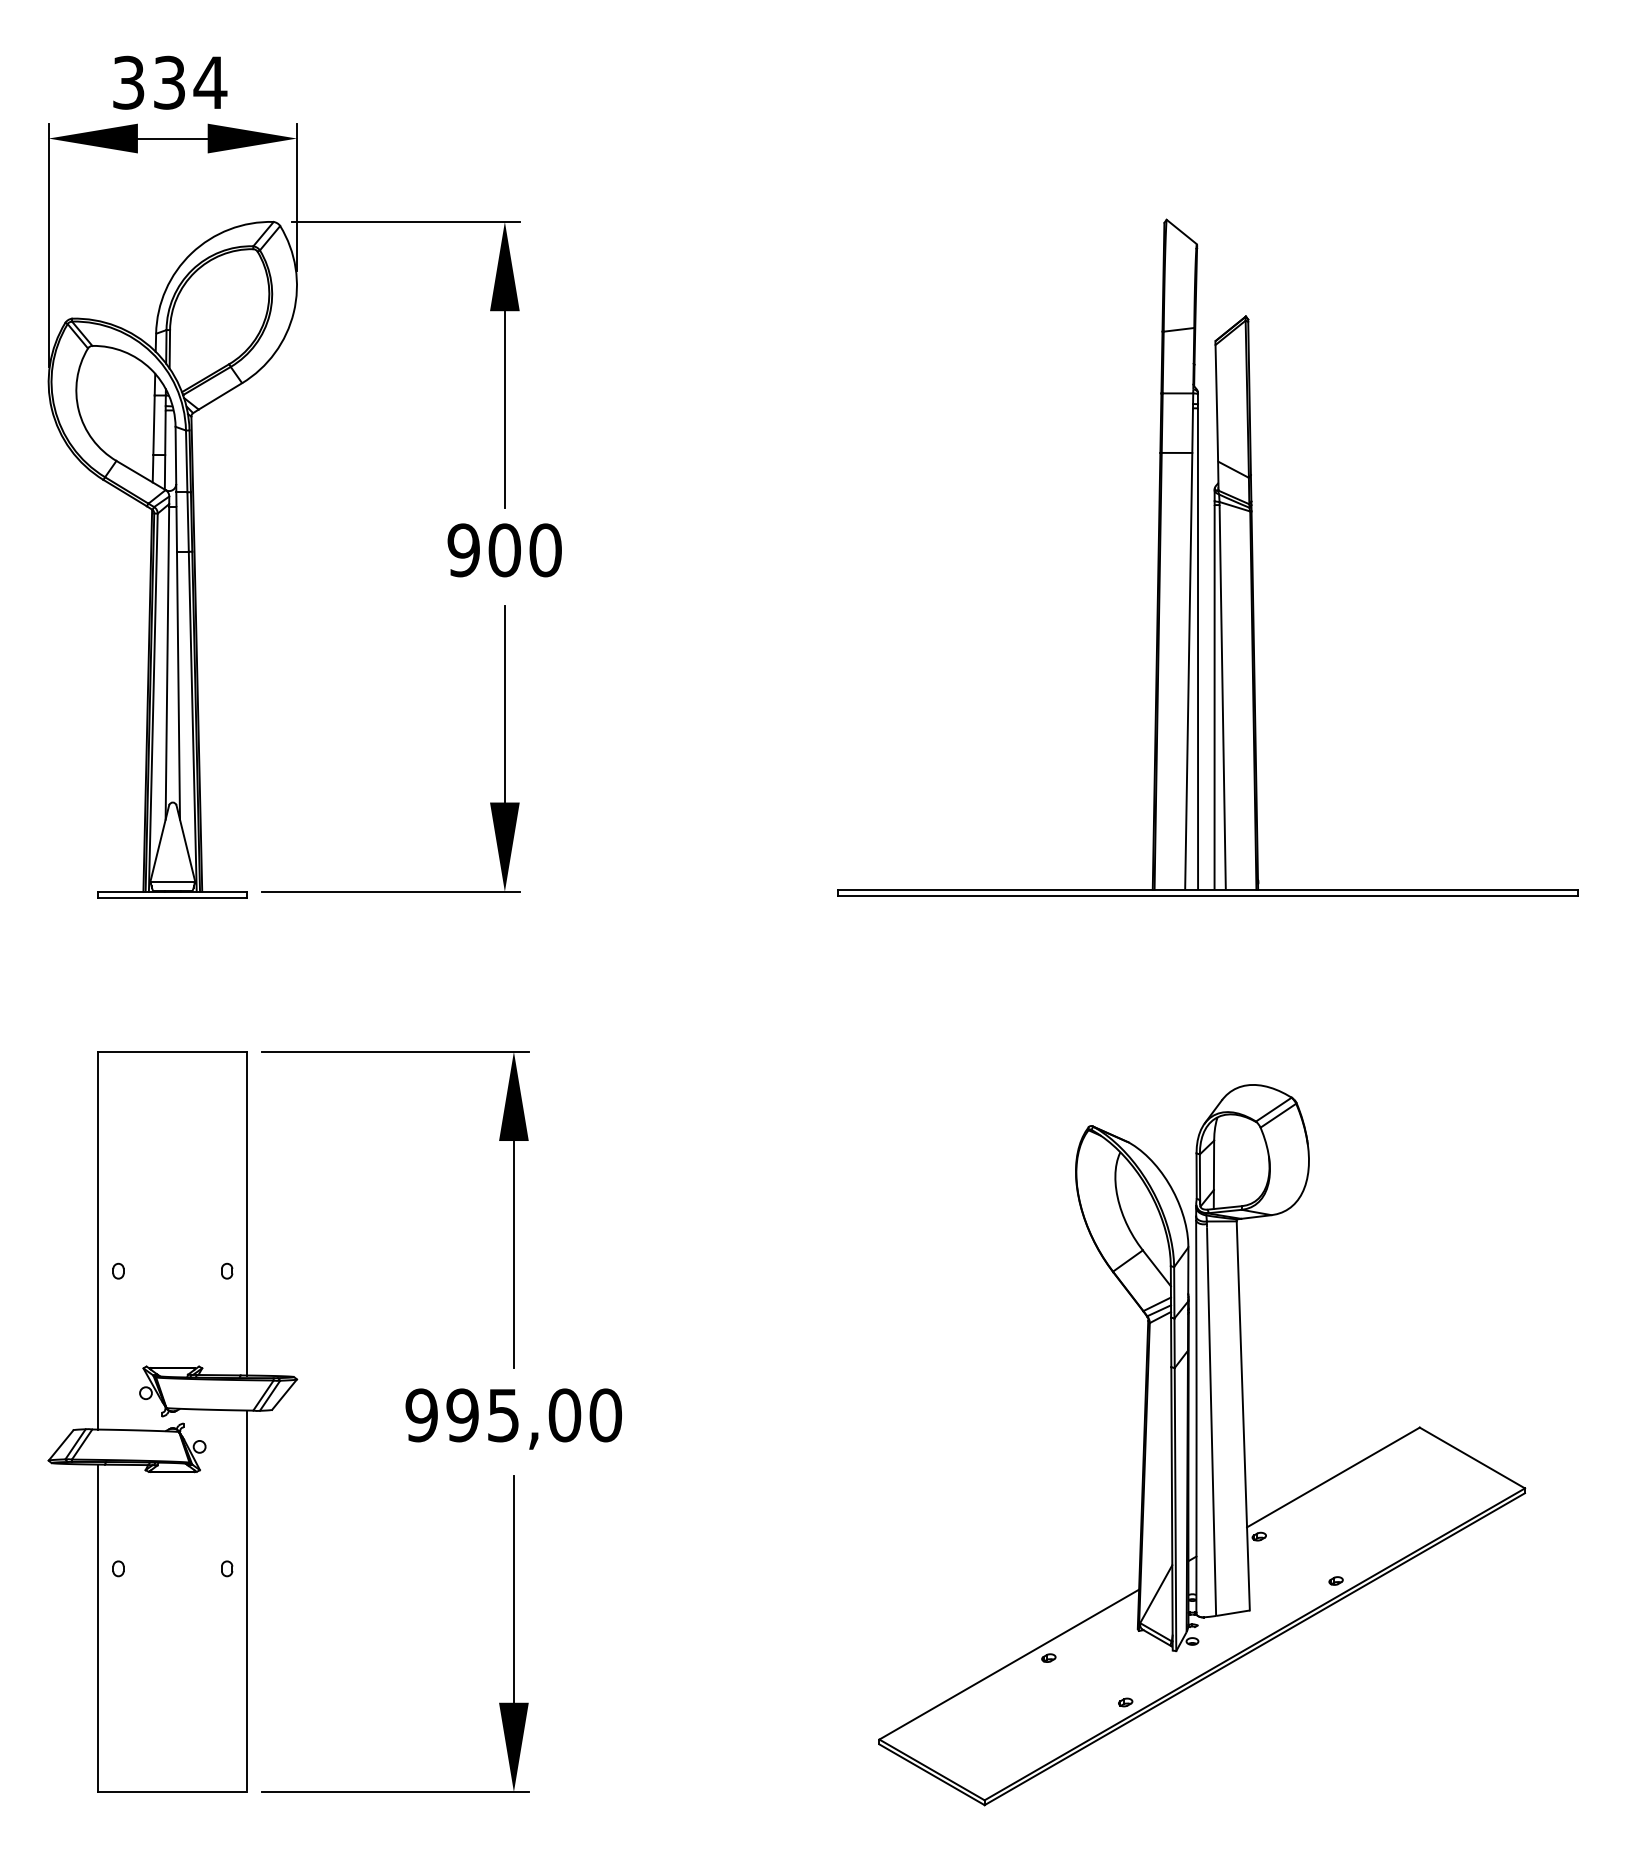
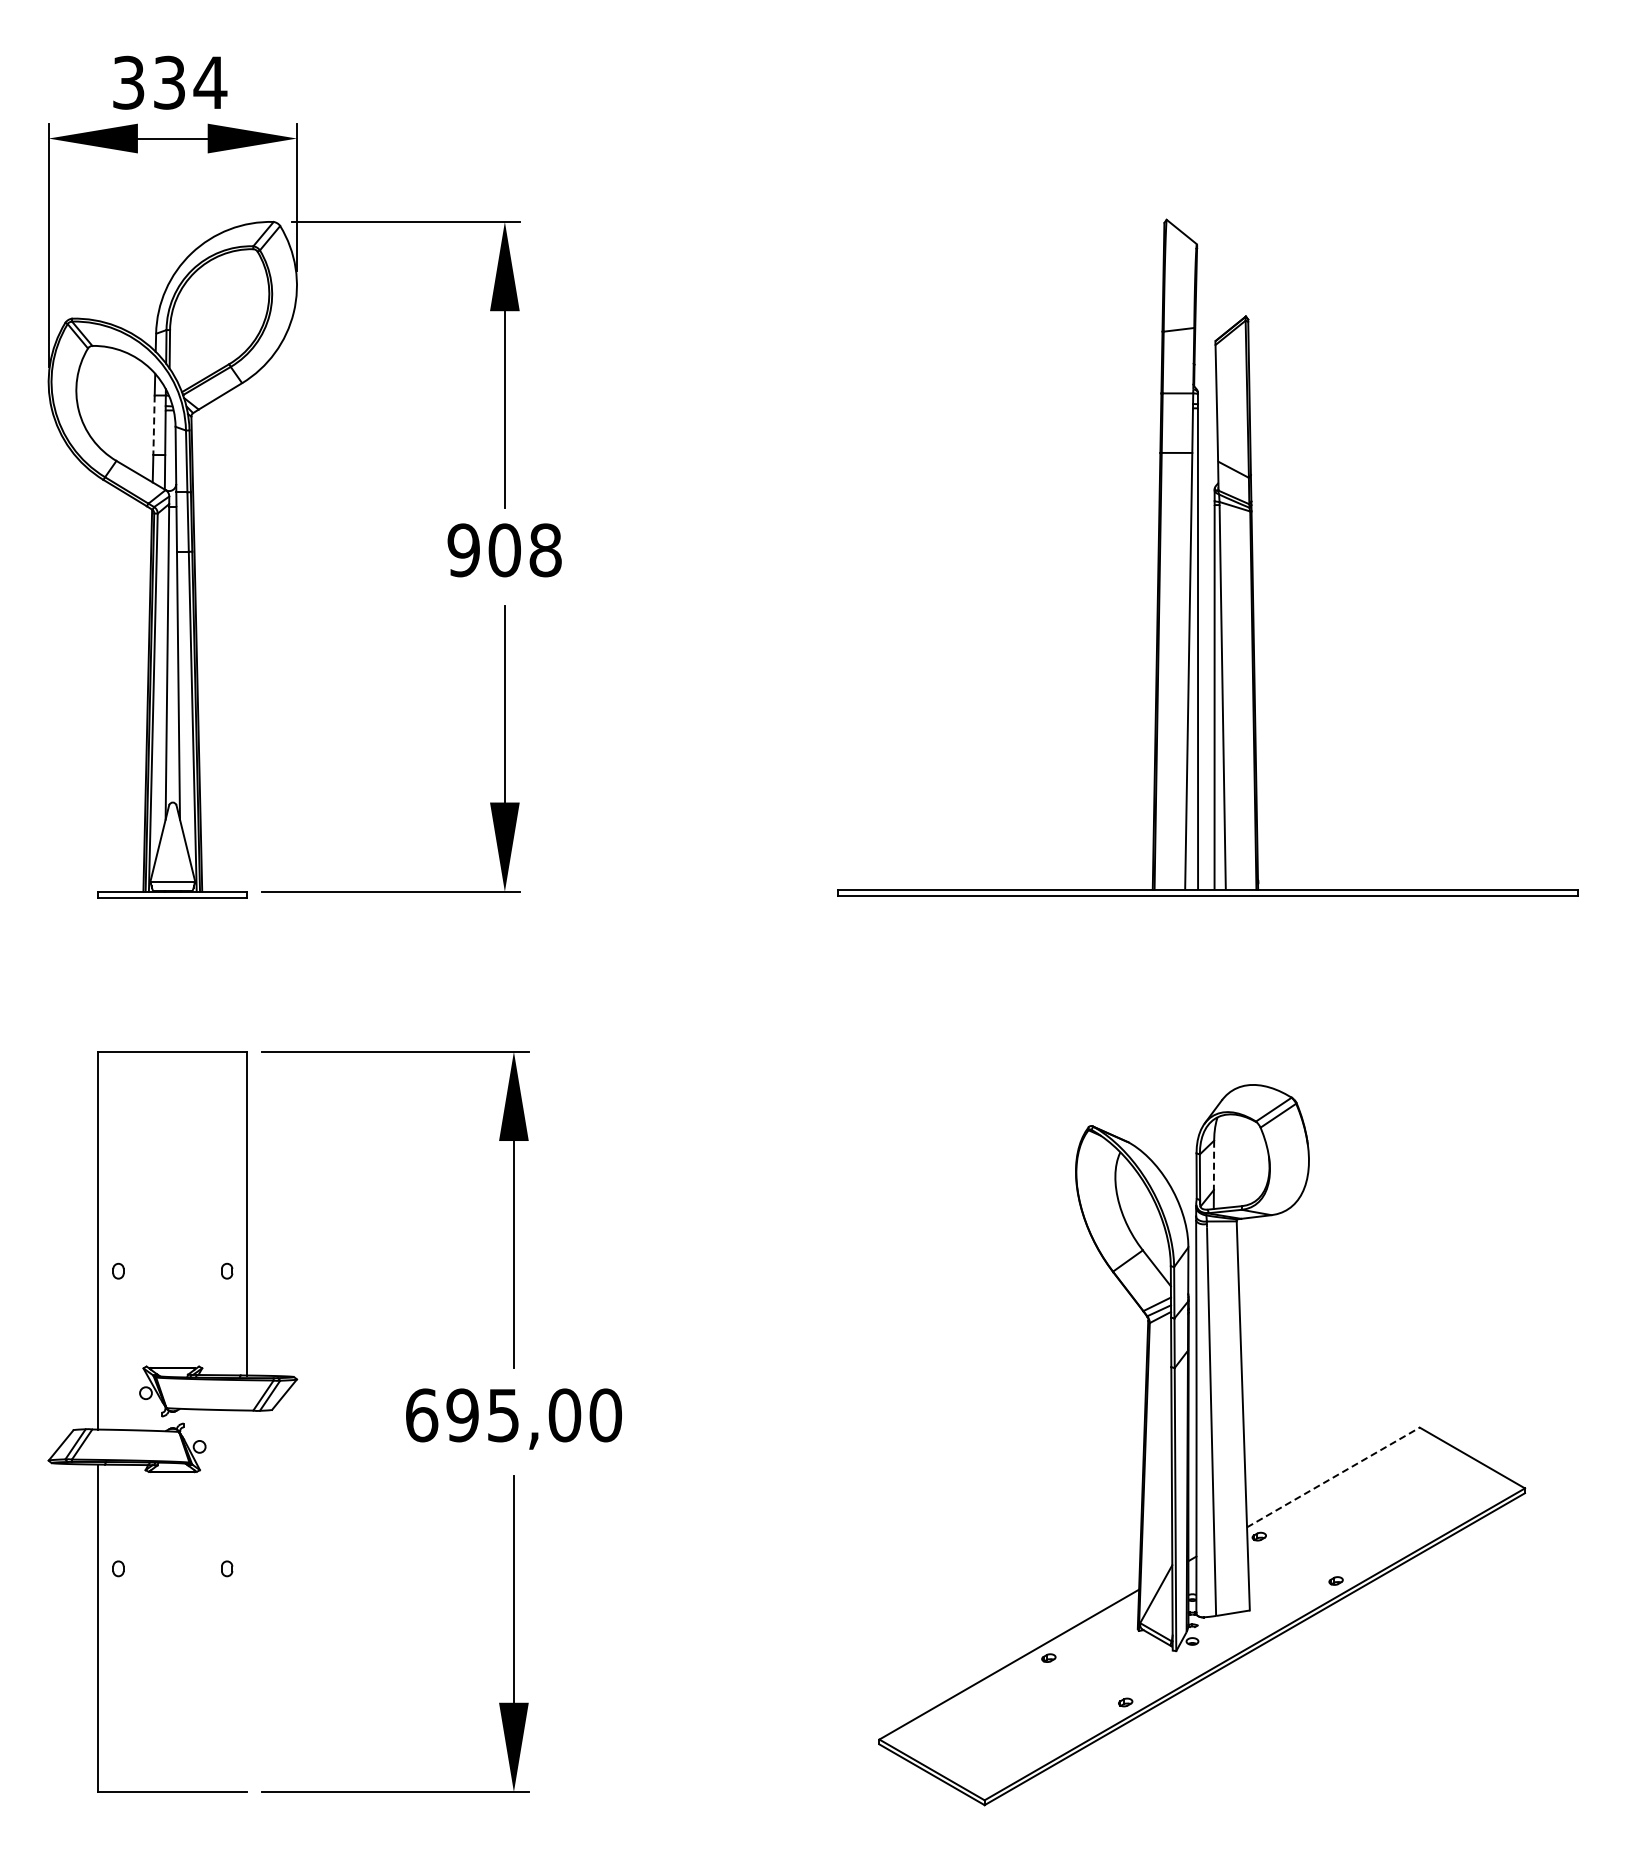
line: solid -> dashed (154, 425)
text: 900 -> 908 (545, 550)
line: solid -> dashed (1214, 1165)
text: 995,00 -> 695,00 (421, 1415)
line: solid -> dashed (1333, 1477)
line: present -> none (247, 1600)
